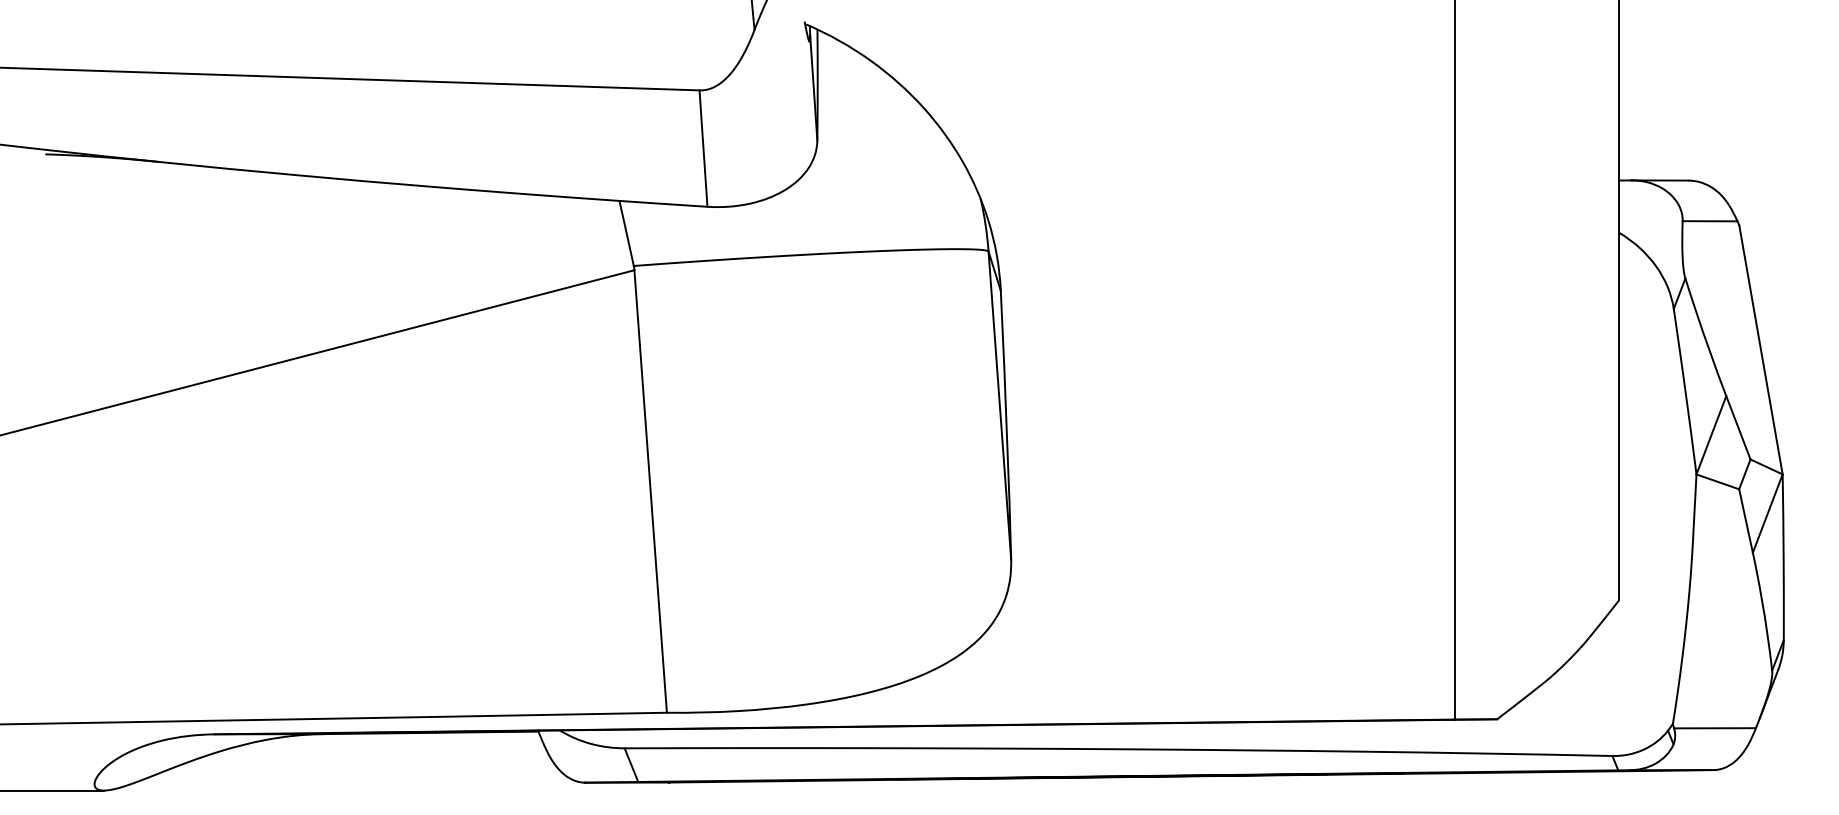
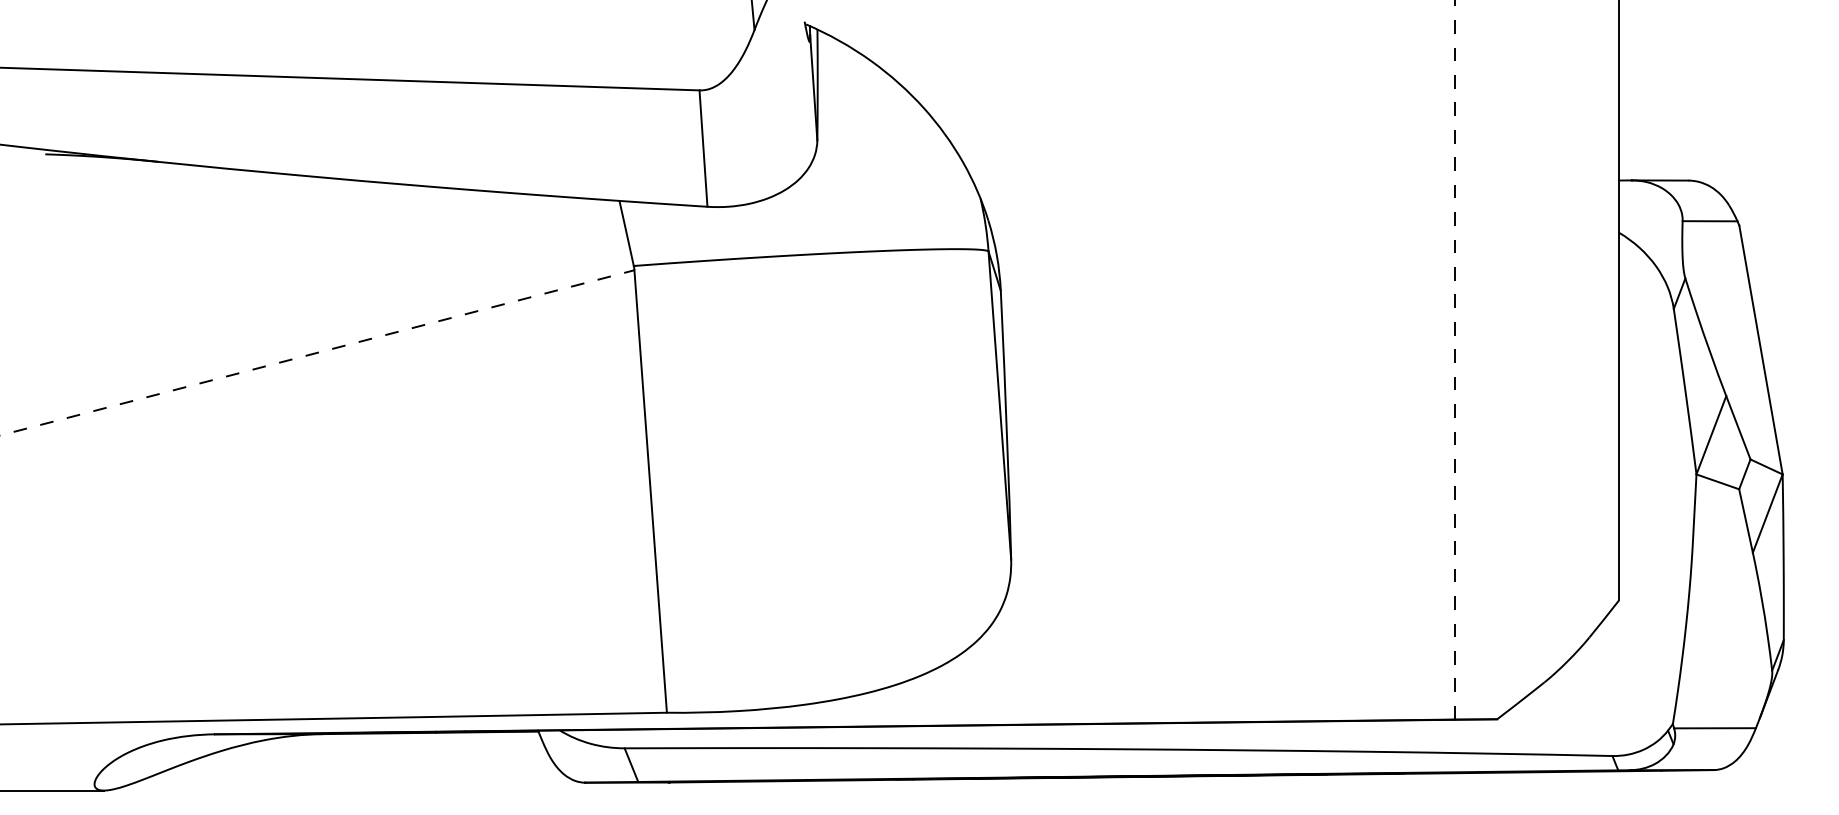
line: solid -> dashed (317, 352)
line: solid -> dashed (1454, 359)
